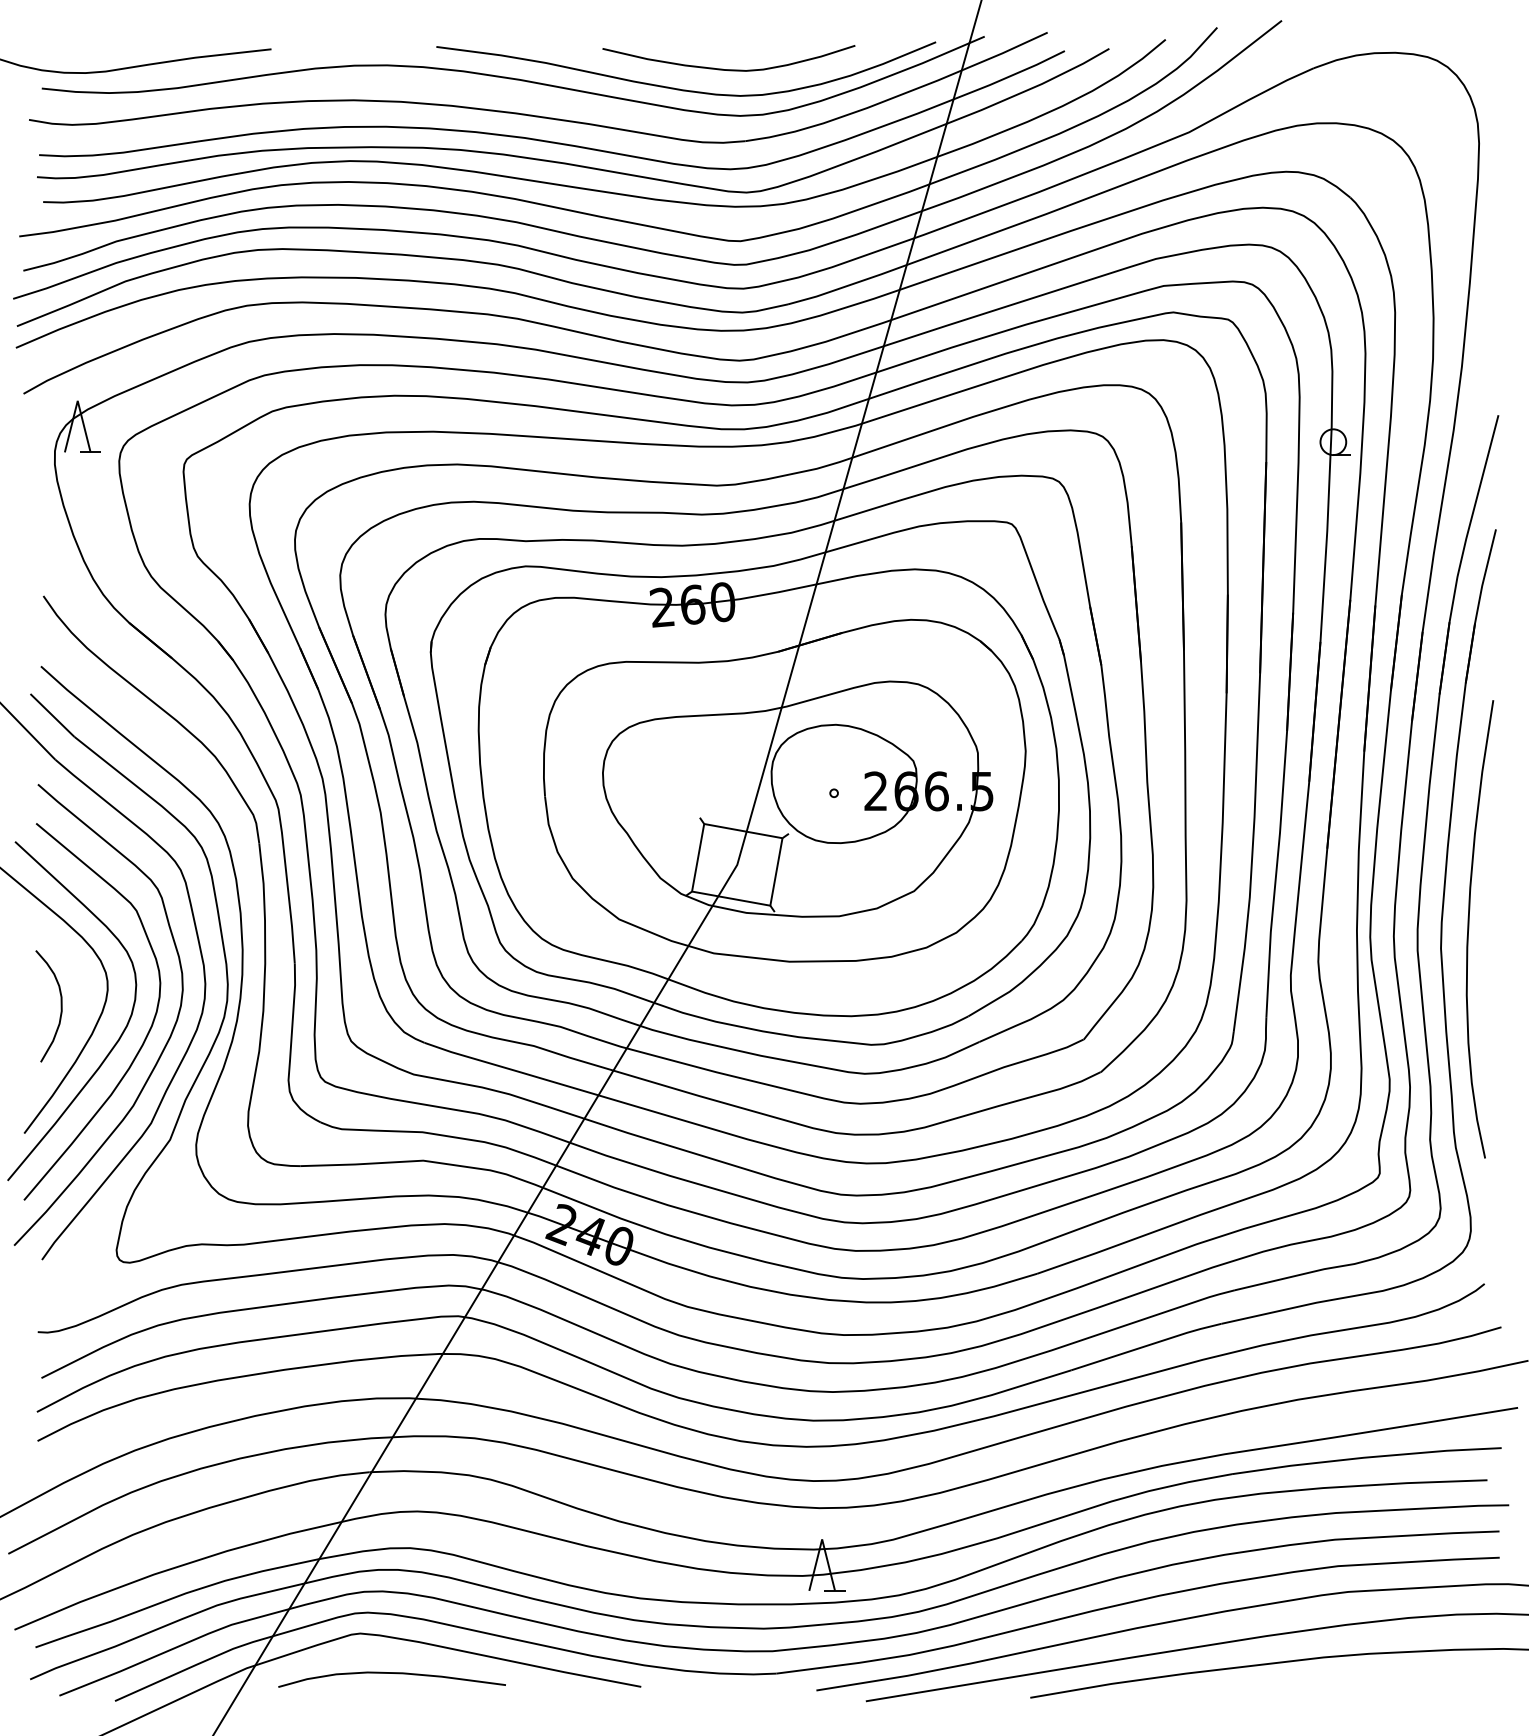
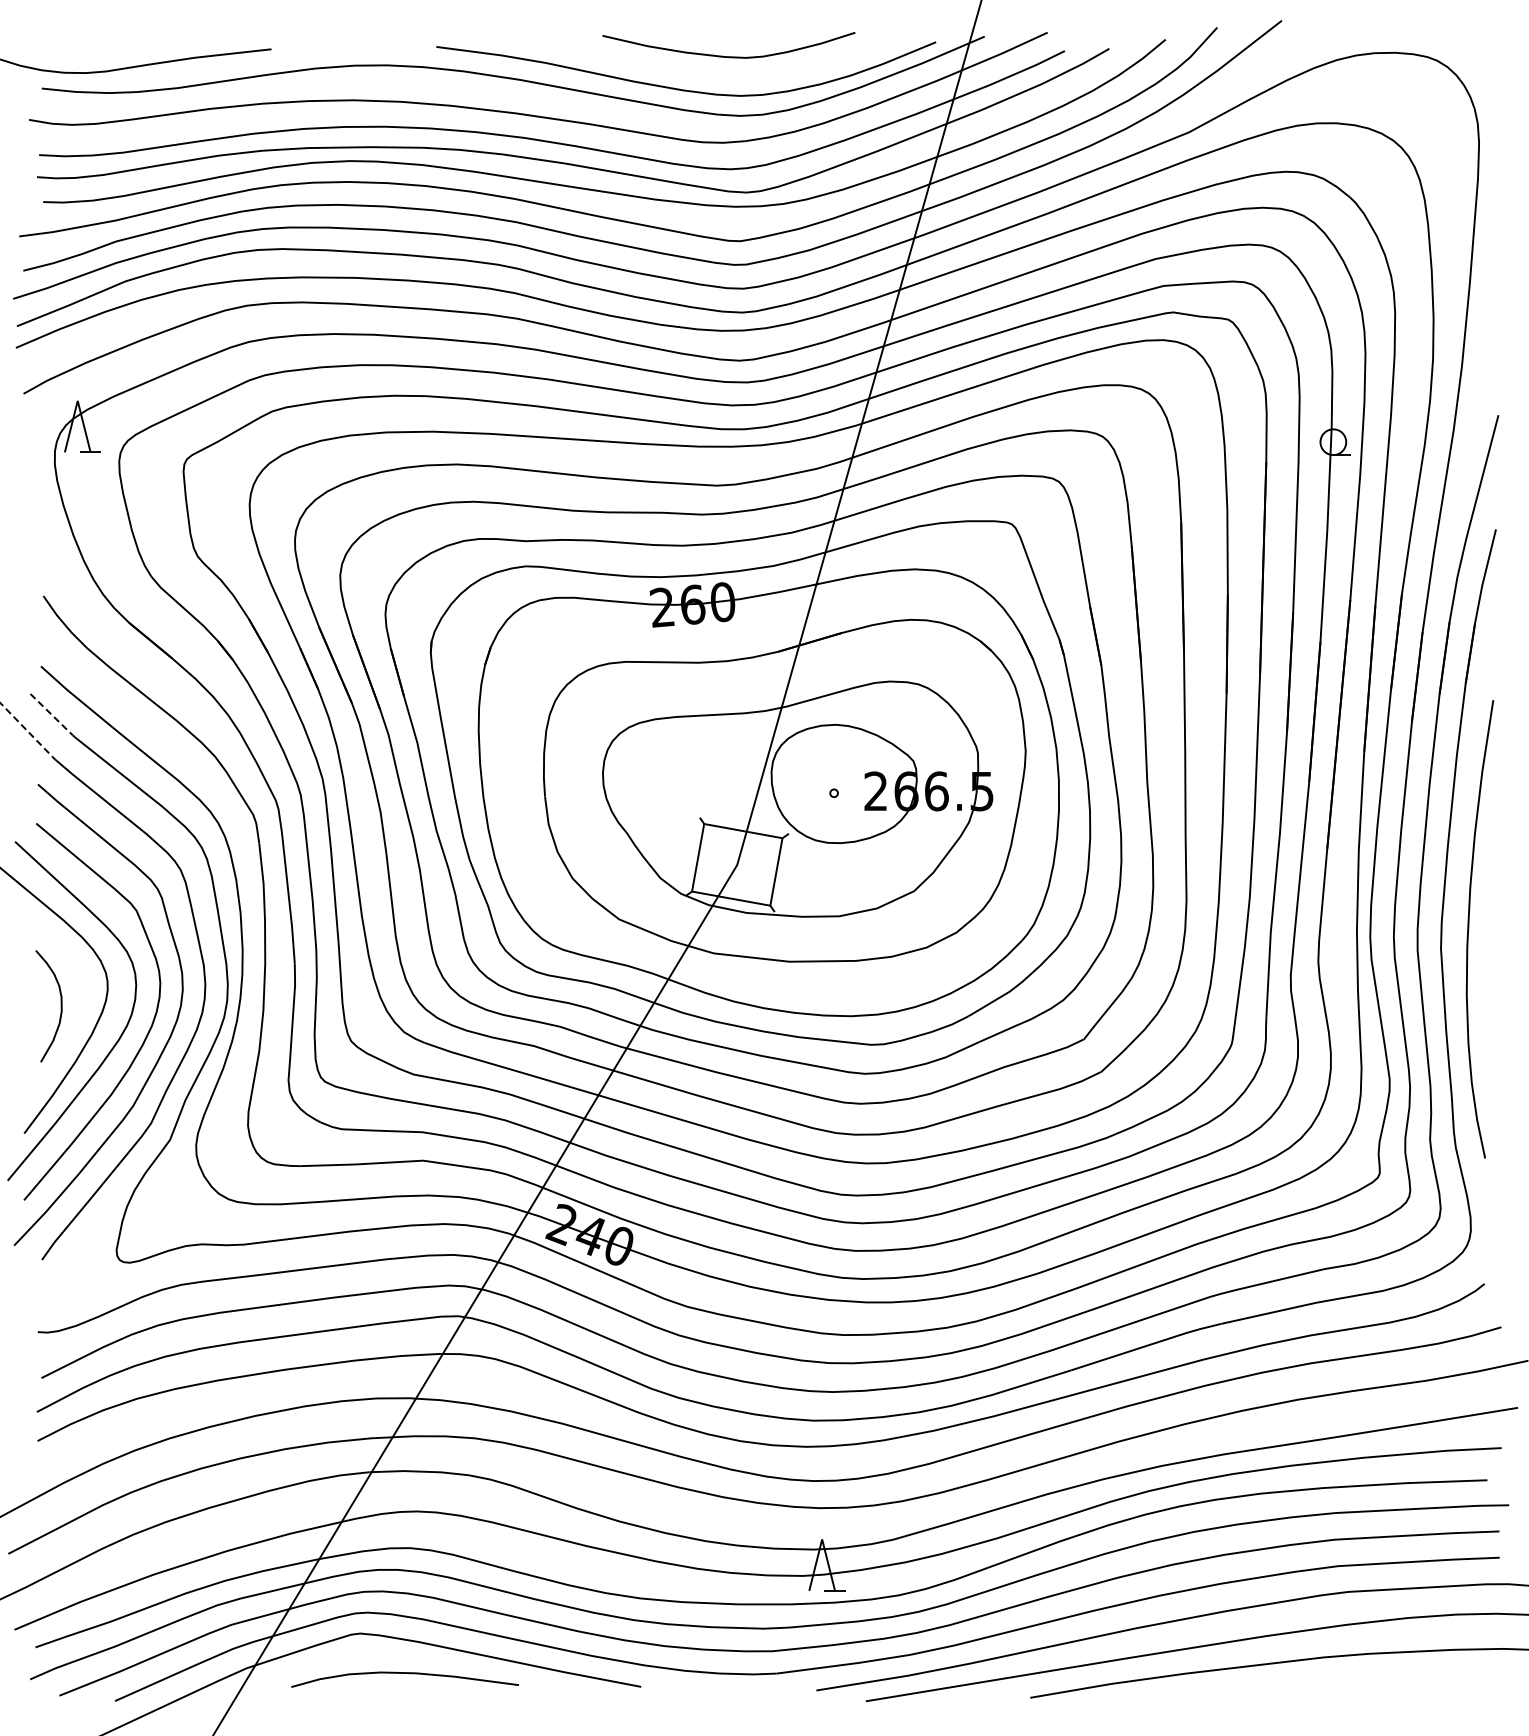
curve position: (728, 69) -> (728, 56) (728, 56)
line: solid -> dashed (52, 715)
line: solid -> dashed (28, 732)
curve position: (391, 1673) -> (404, 1673) (404, 1673)
